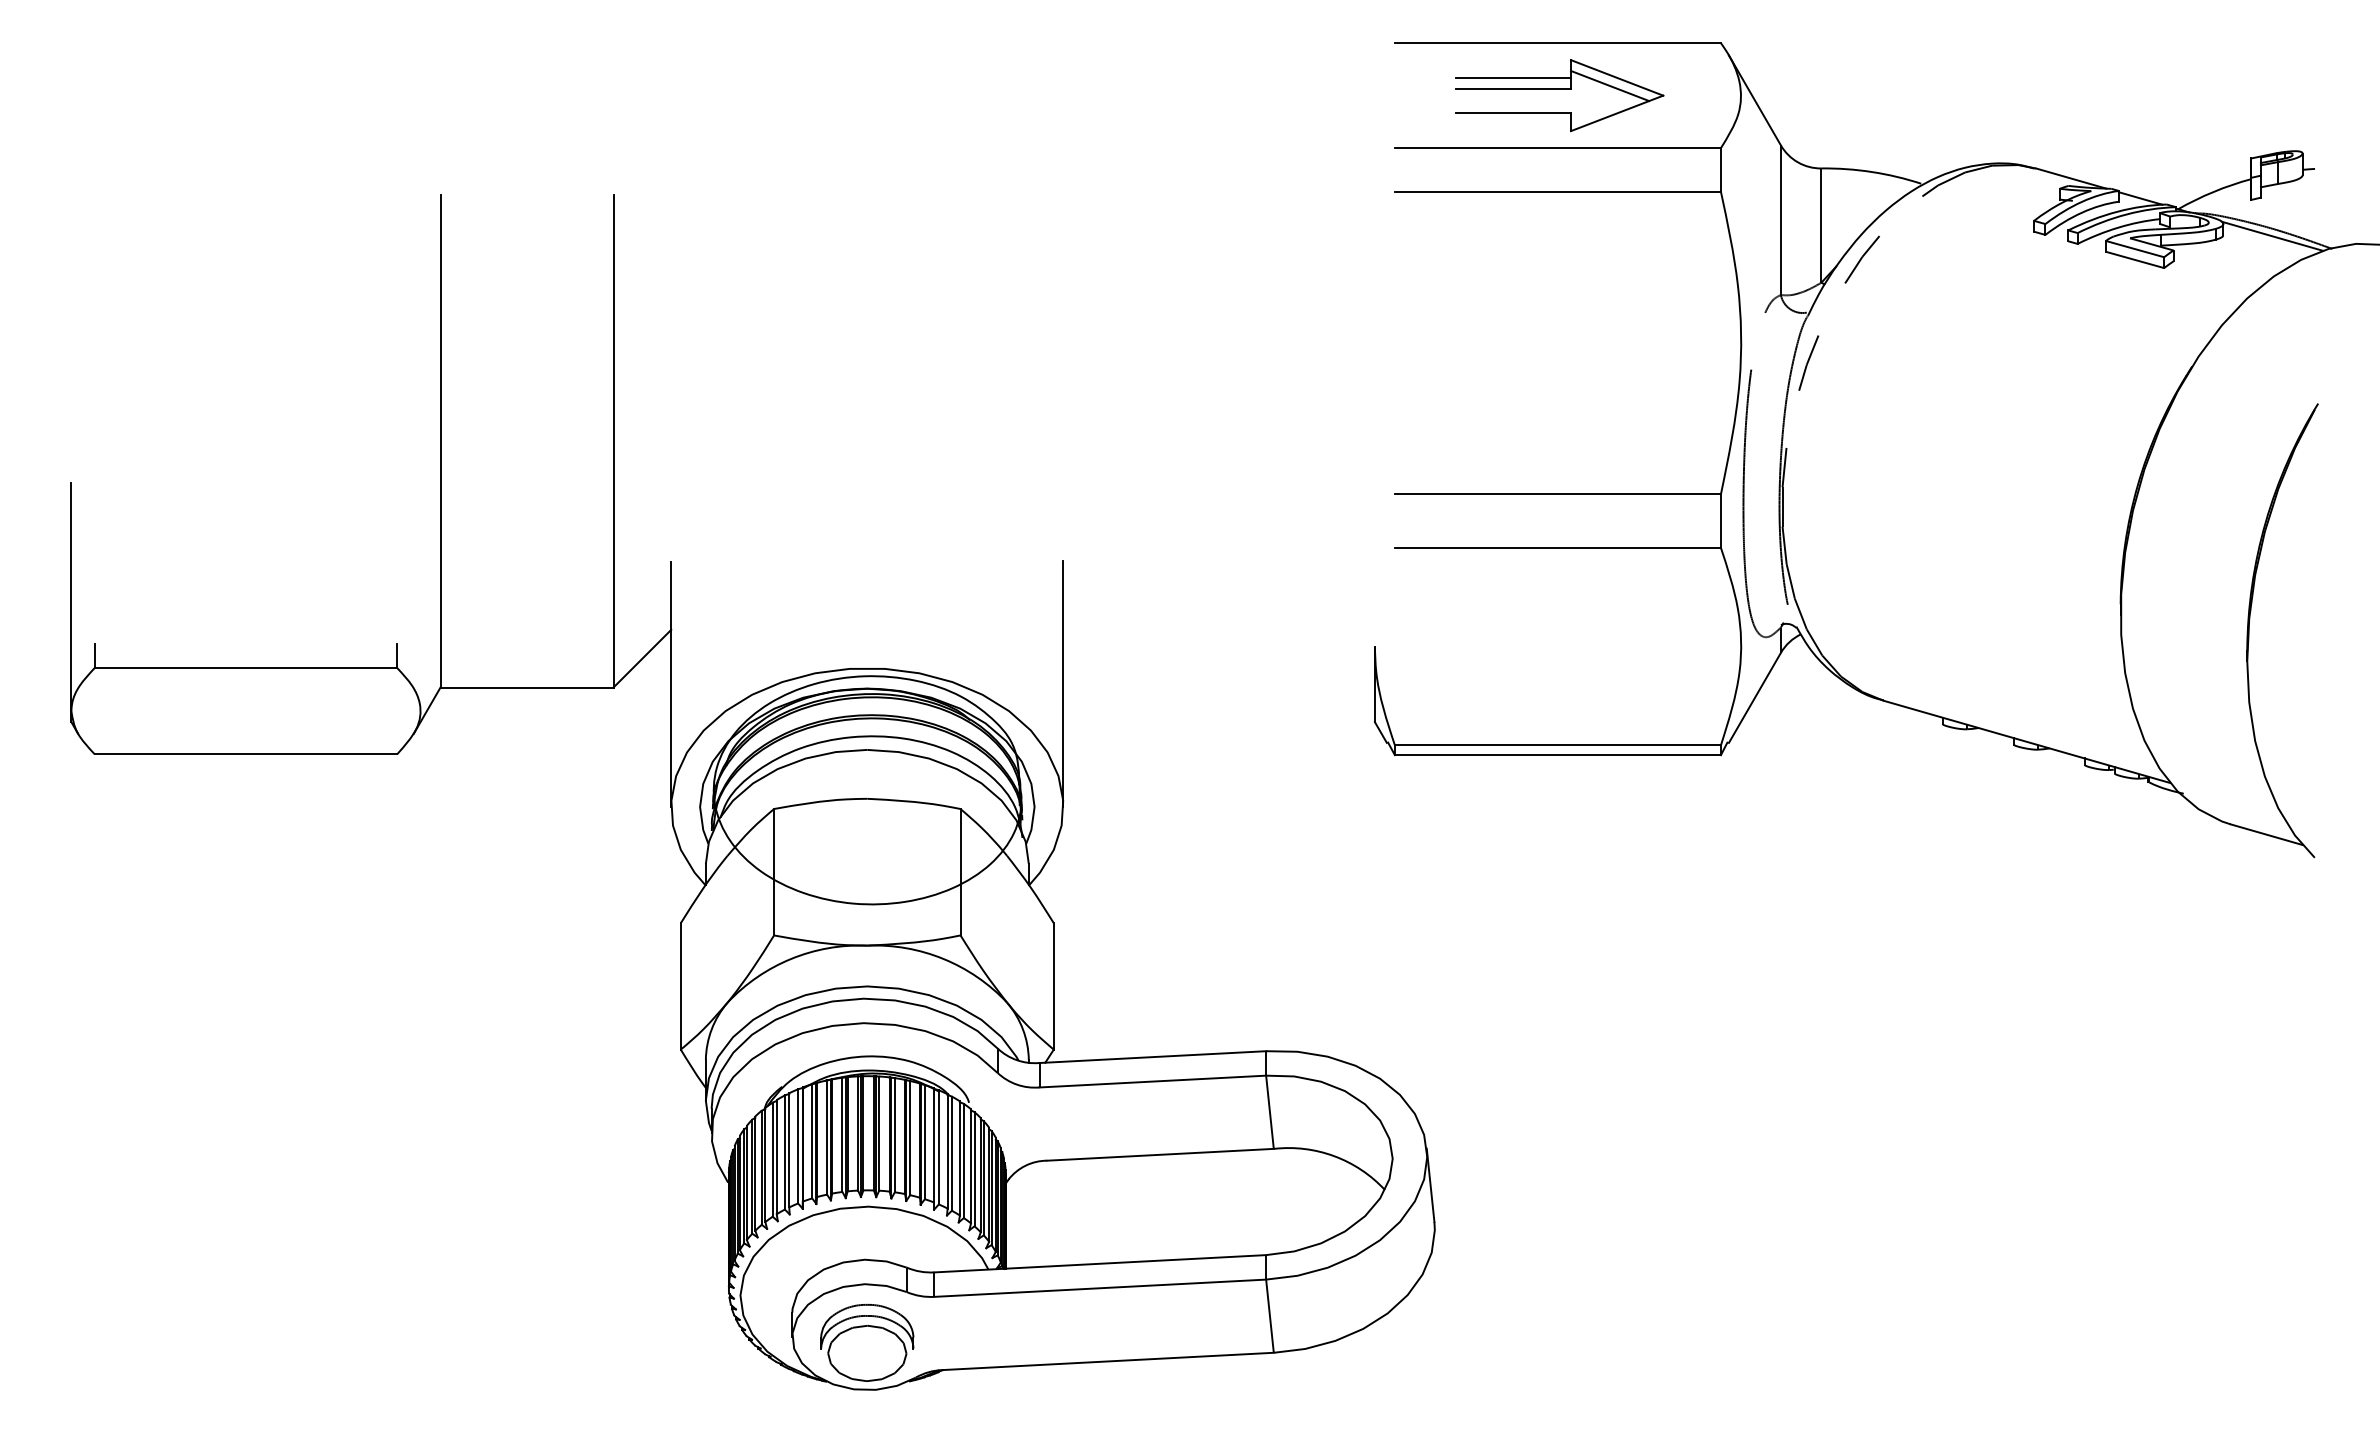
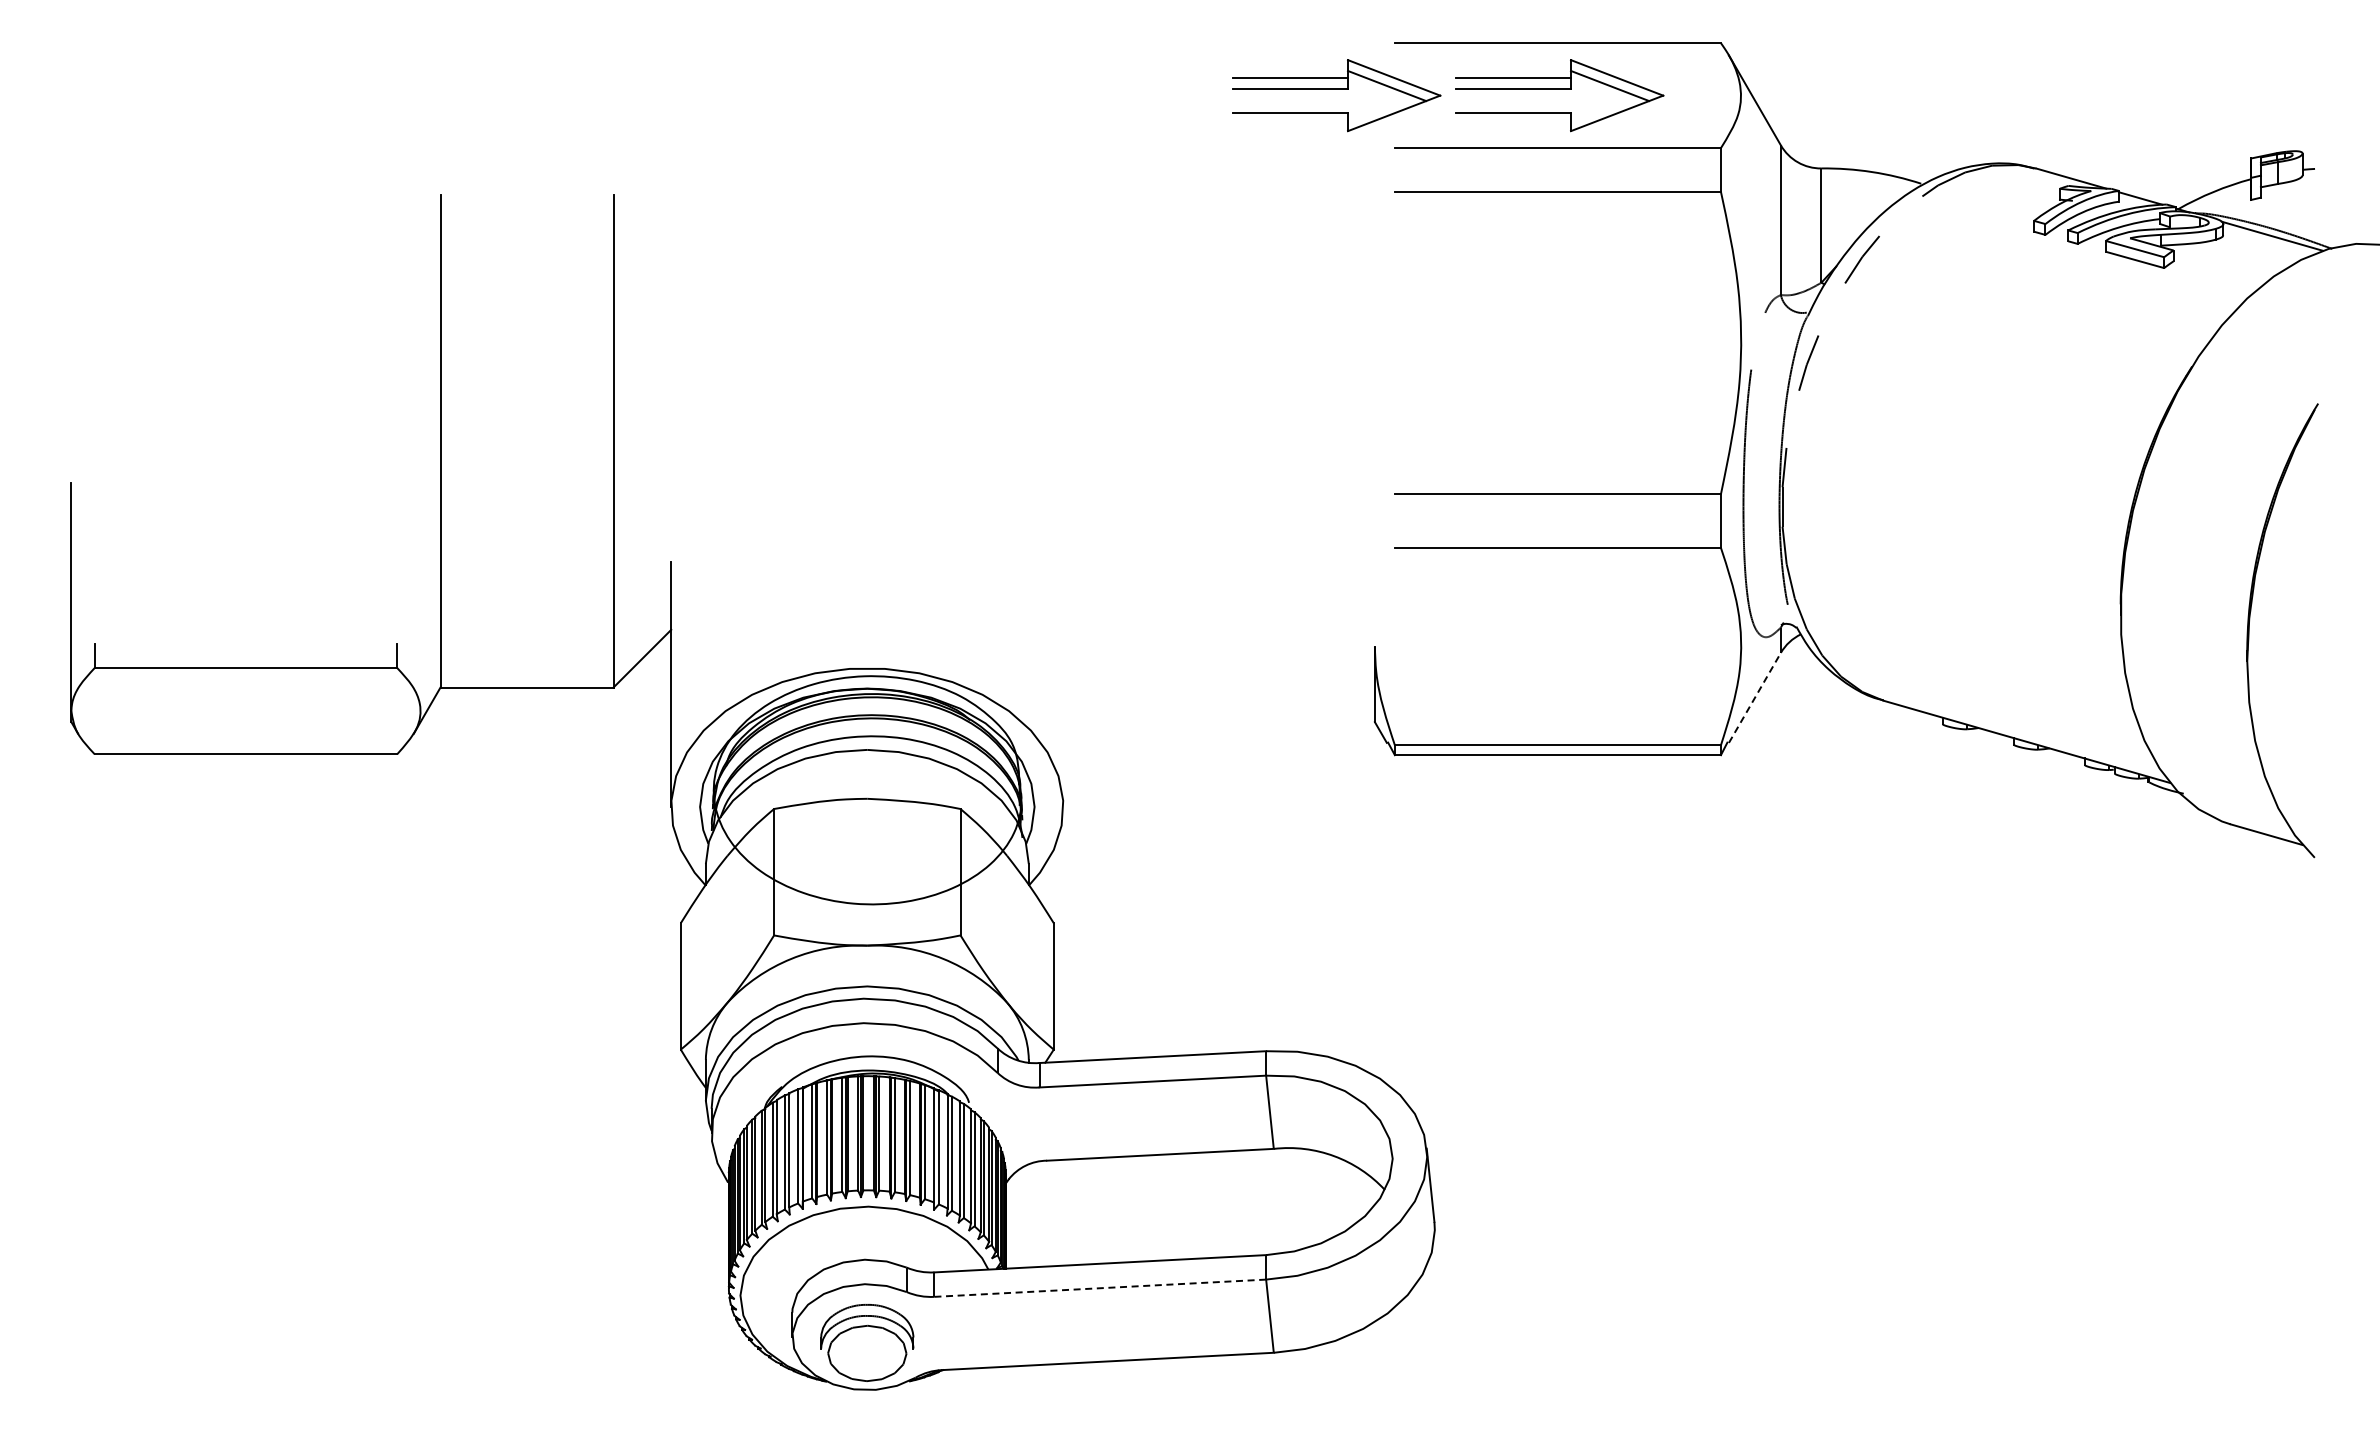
part: none -> present (1336, 95)
line: present -> none (1063, 683)
line: solid -> dashed (1754, 697)
line: solid -> dashed (1100, 1288)
